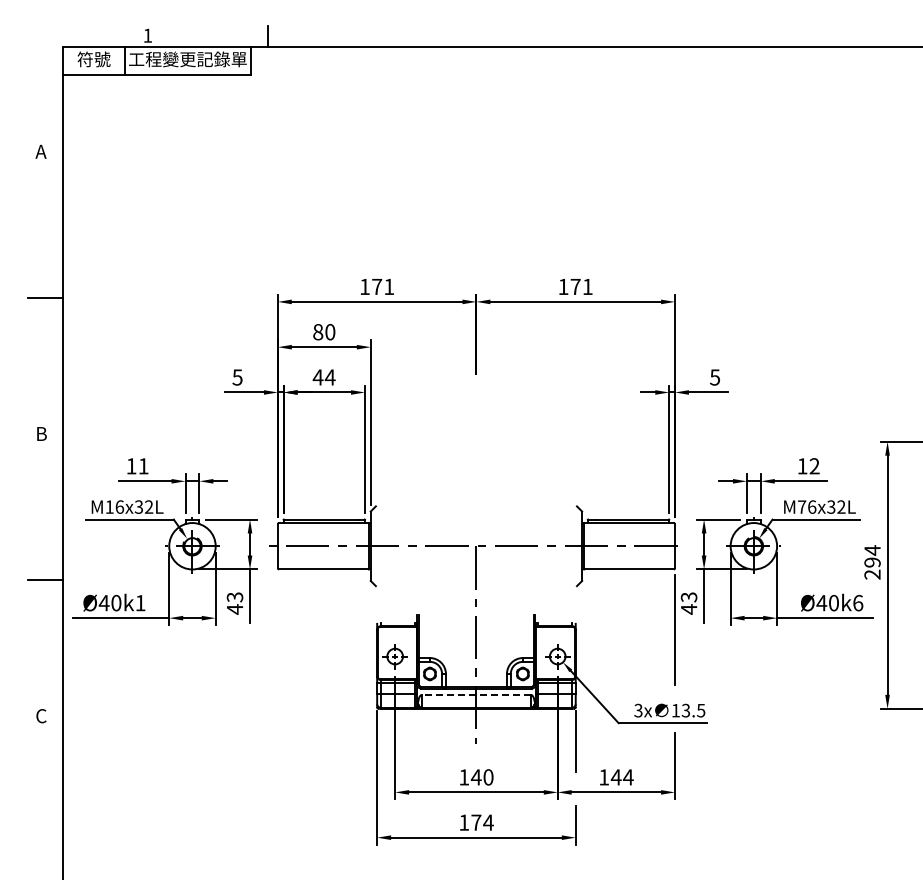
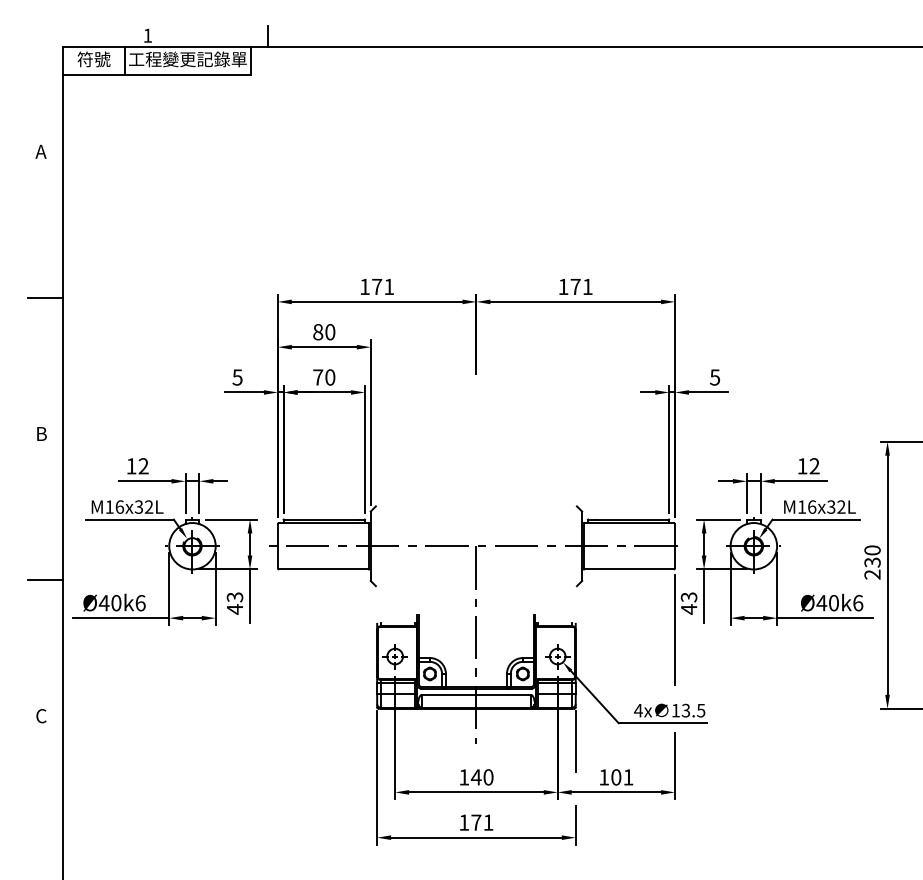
text: 44 -> 70 (323, 377)
text: 11 -> 12 (143, 466)
text: M76x32L -> M16x32L (802, 506)
text: 294 -> 230 (872, 556)
text: Ø40k1 -> Ø40k6 (140, 602)
line: dashed -> solid (476, 694)
text: 3x -> 4x (638, 710)
text: 144 -> 101 (621, 777)
text: 174 -> 171 (488, 822)
